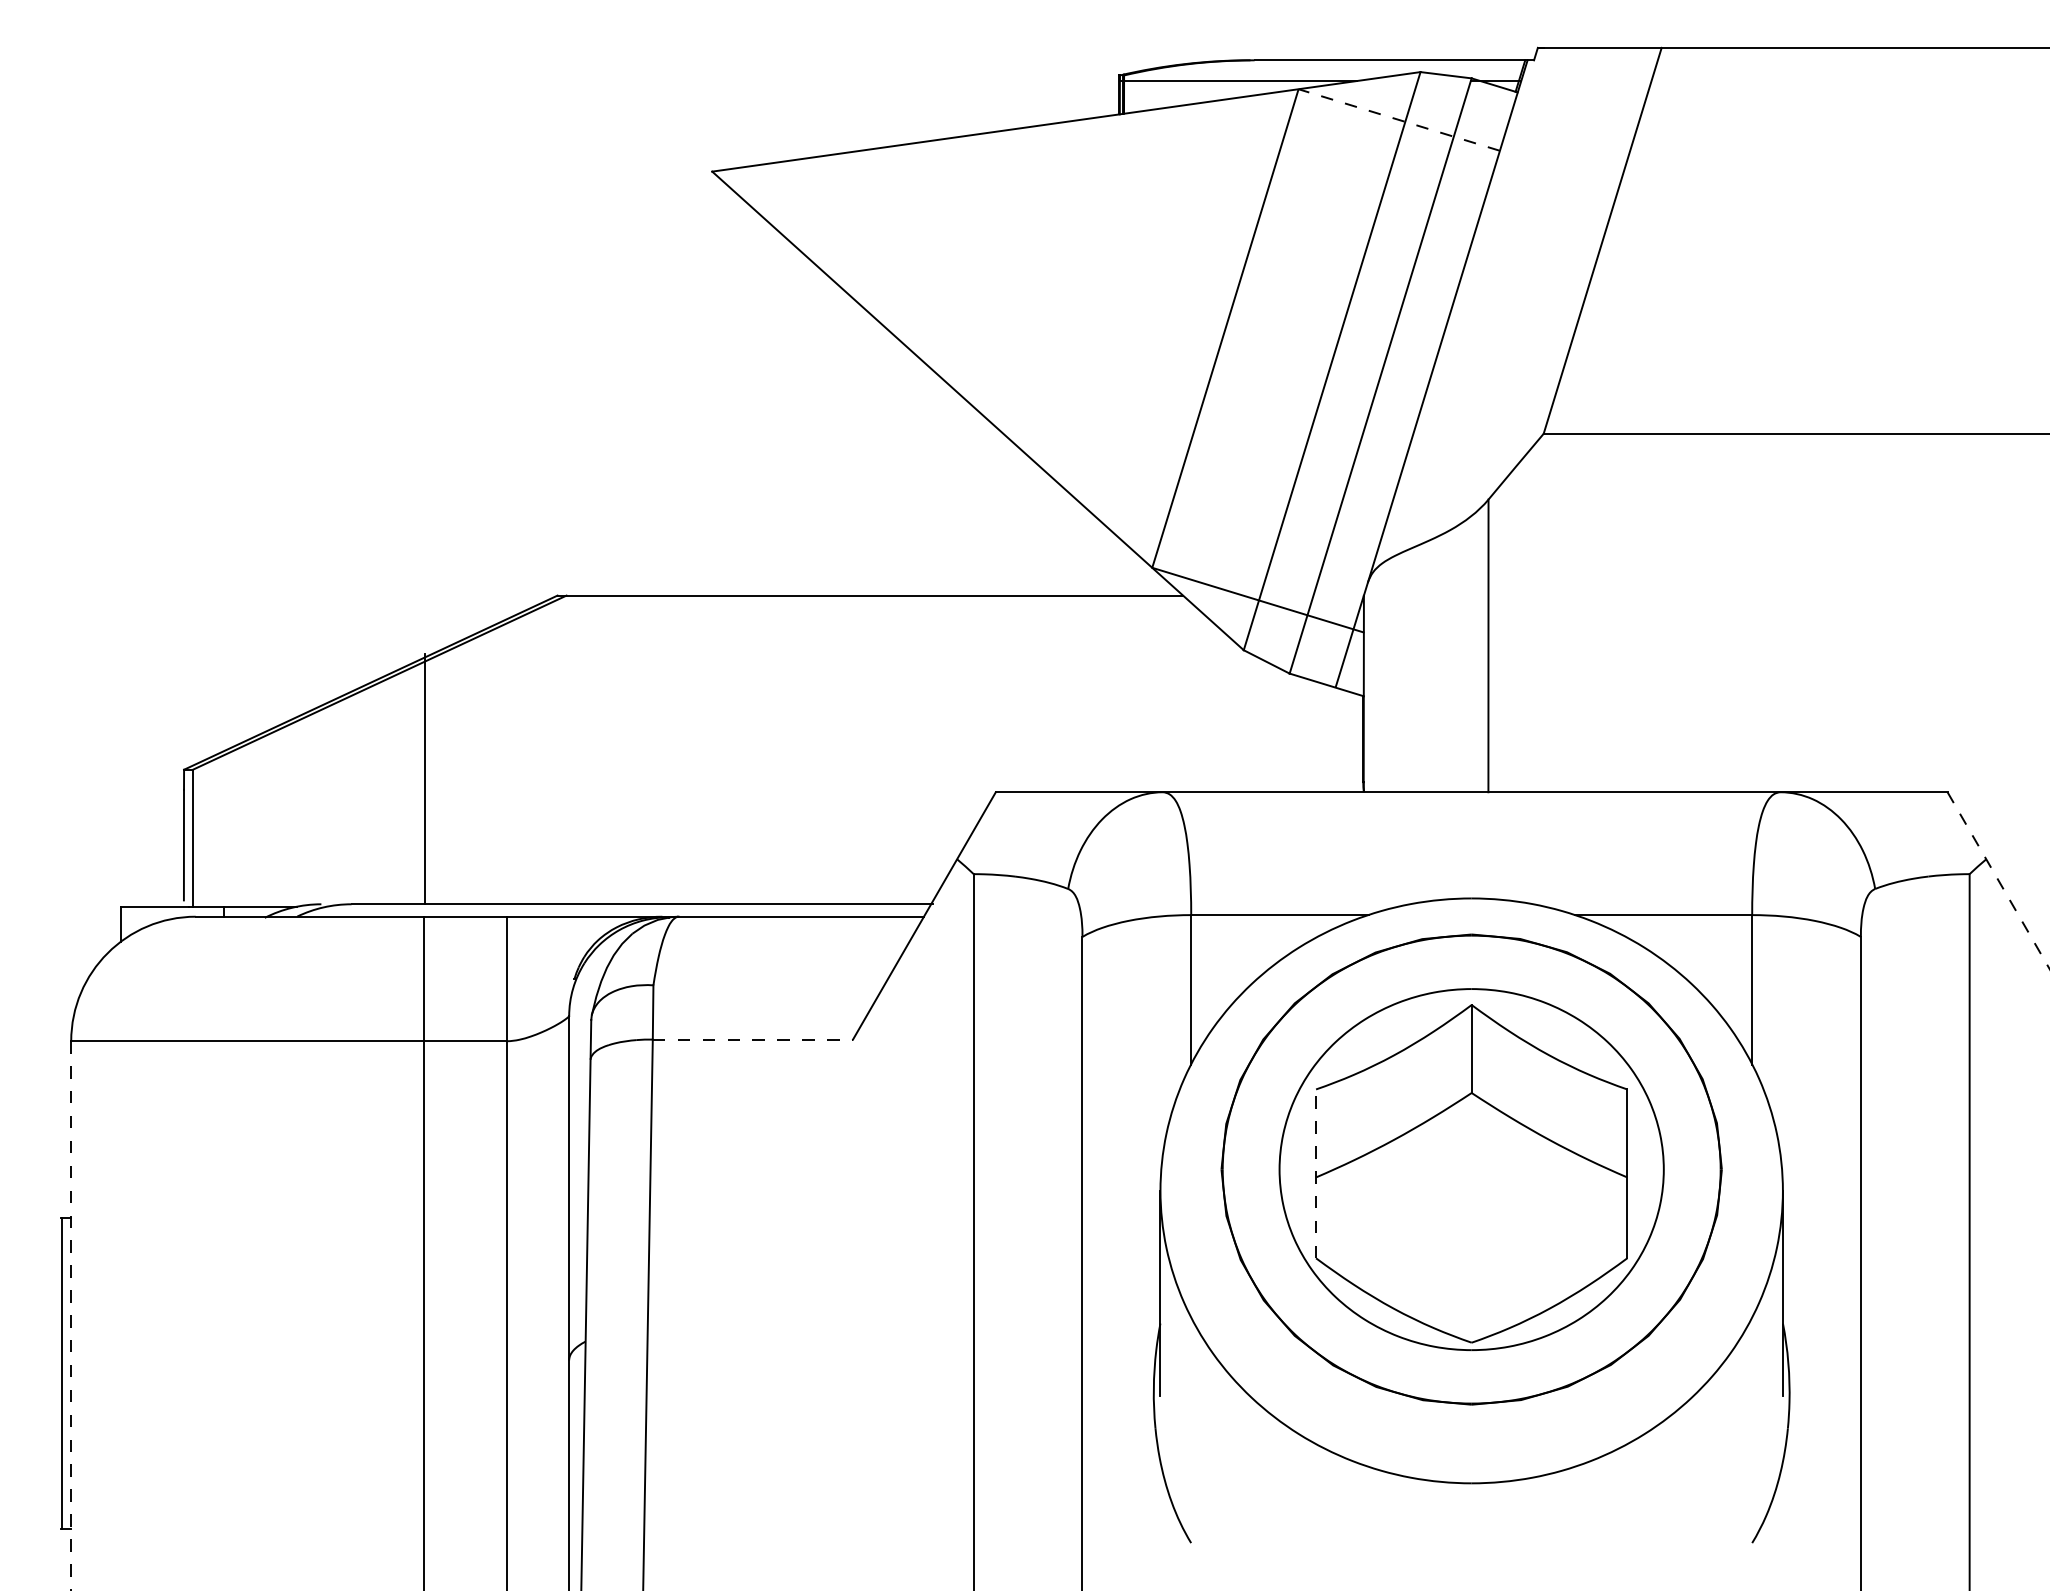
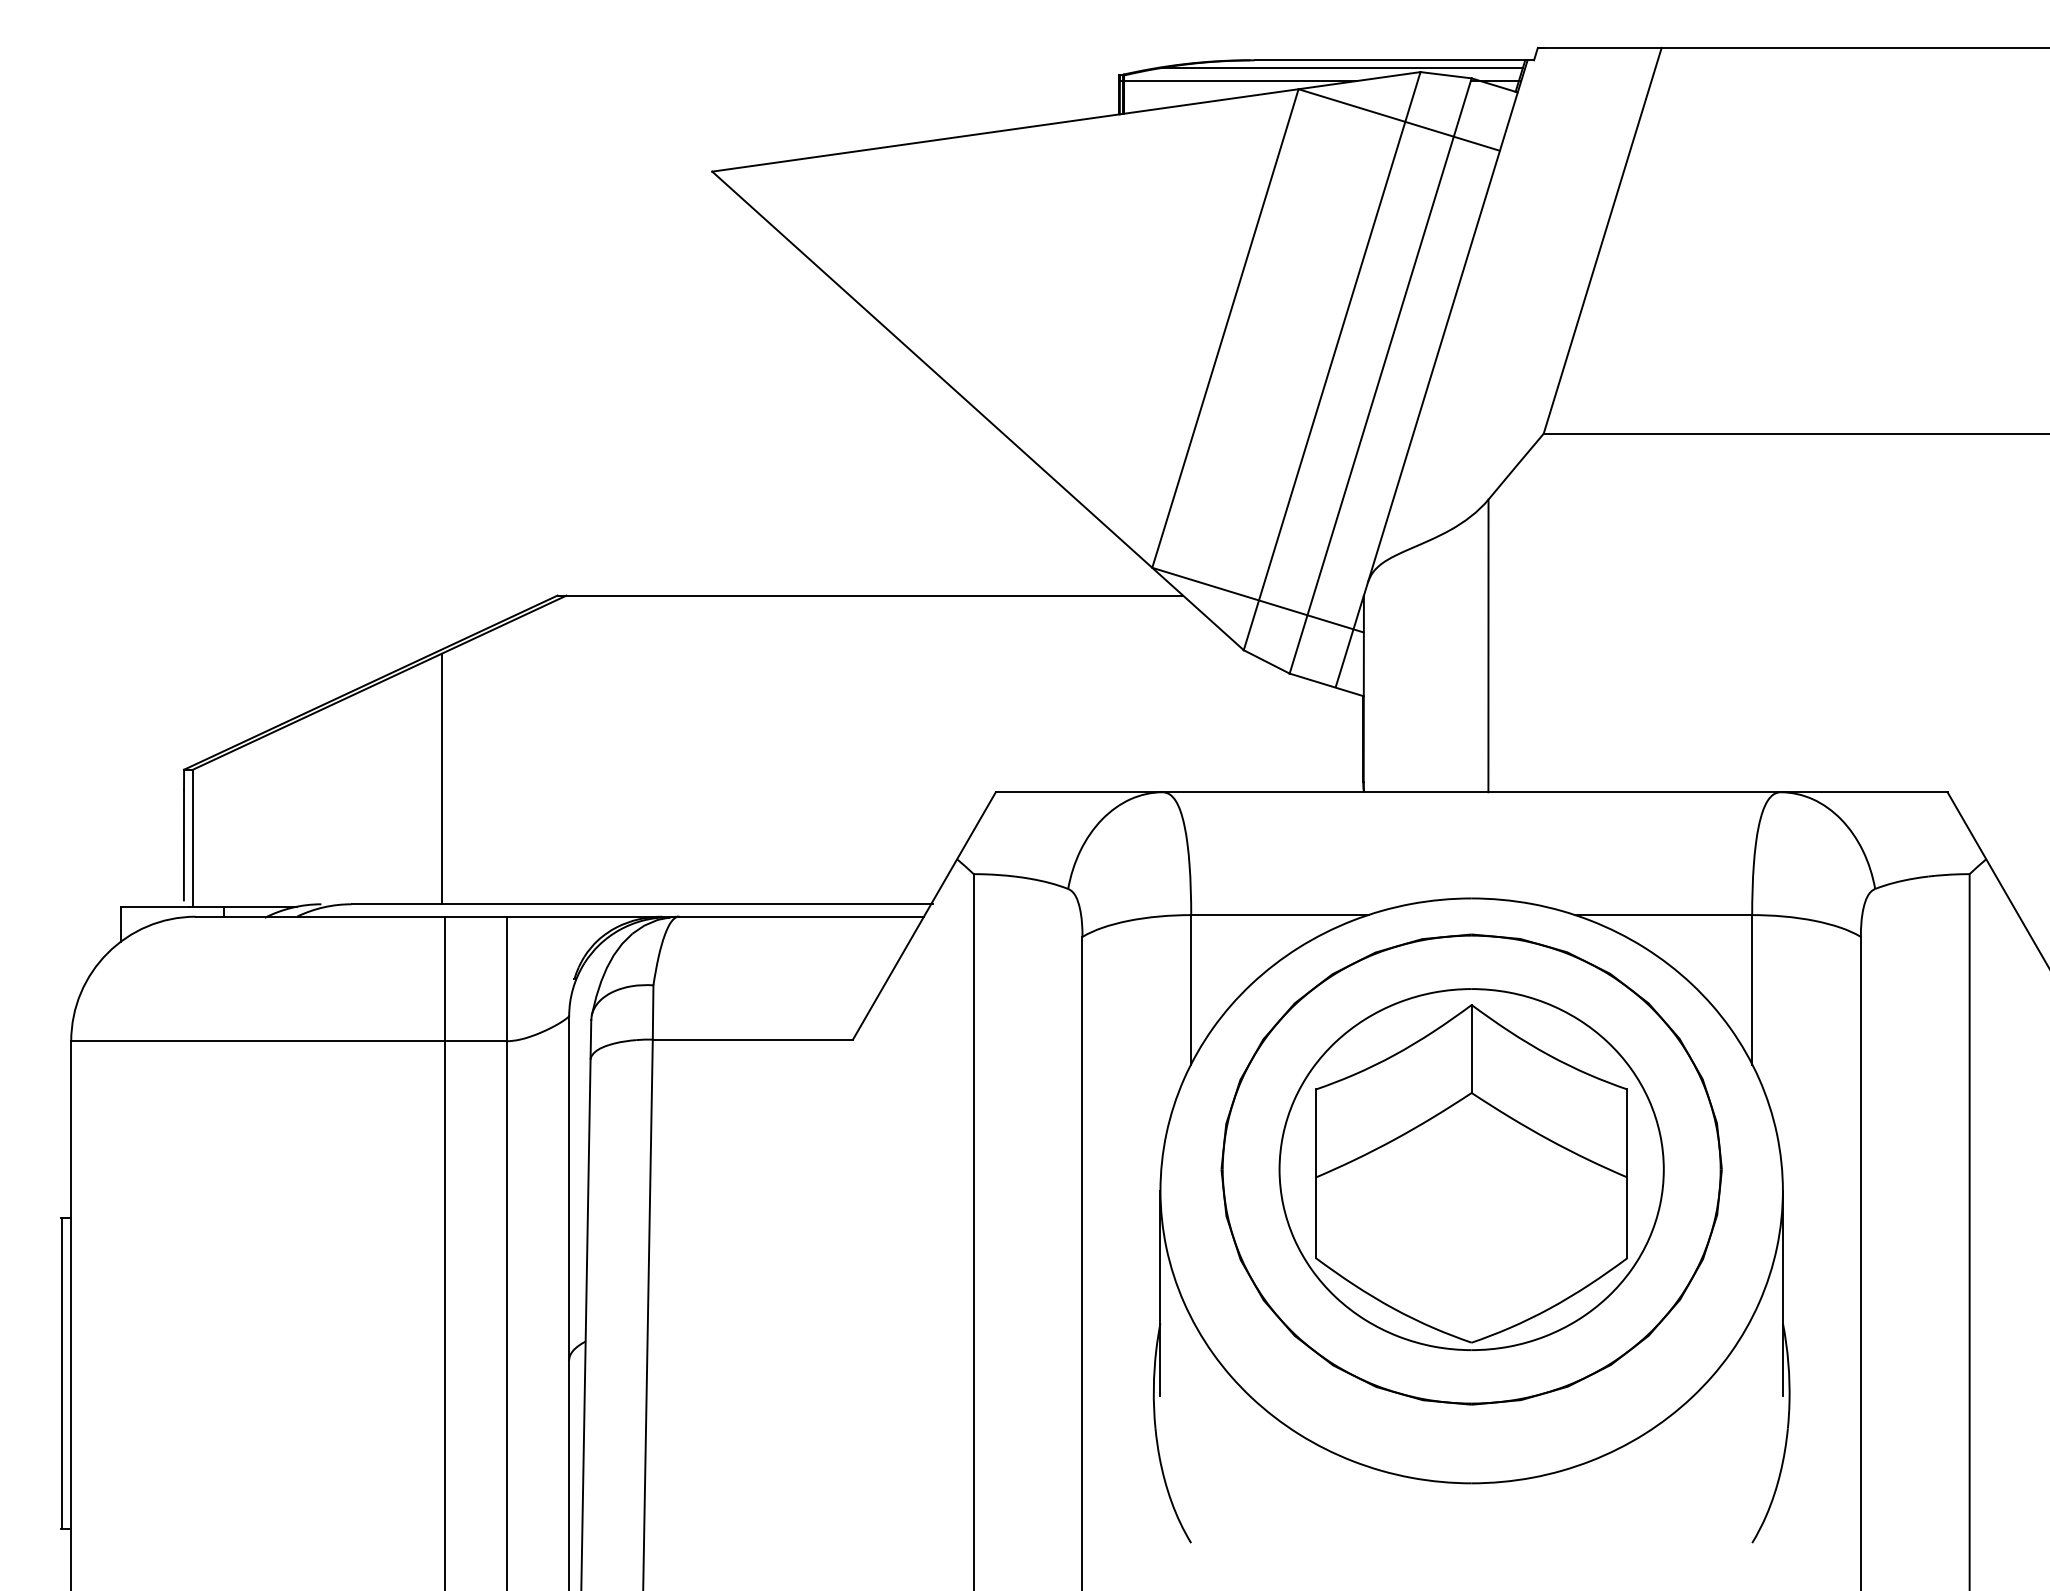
line: none -> present (1341, 67)
line: dashed -> solid (1398, 119)
line position: (425, 778) -> (442, 778) (442, 778)
line: dashed -> solid (1998, 881)
line: dashed -> solid (753, 1039)
line: dashed -> solid (1316, 1173)
line position: (423, 1251) -> (444, 1251) (444, 1251)
line: dashed -> solid (71, 1315)
